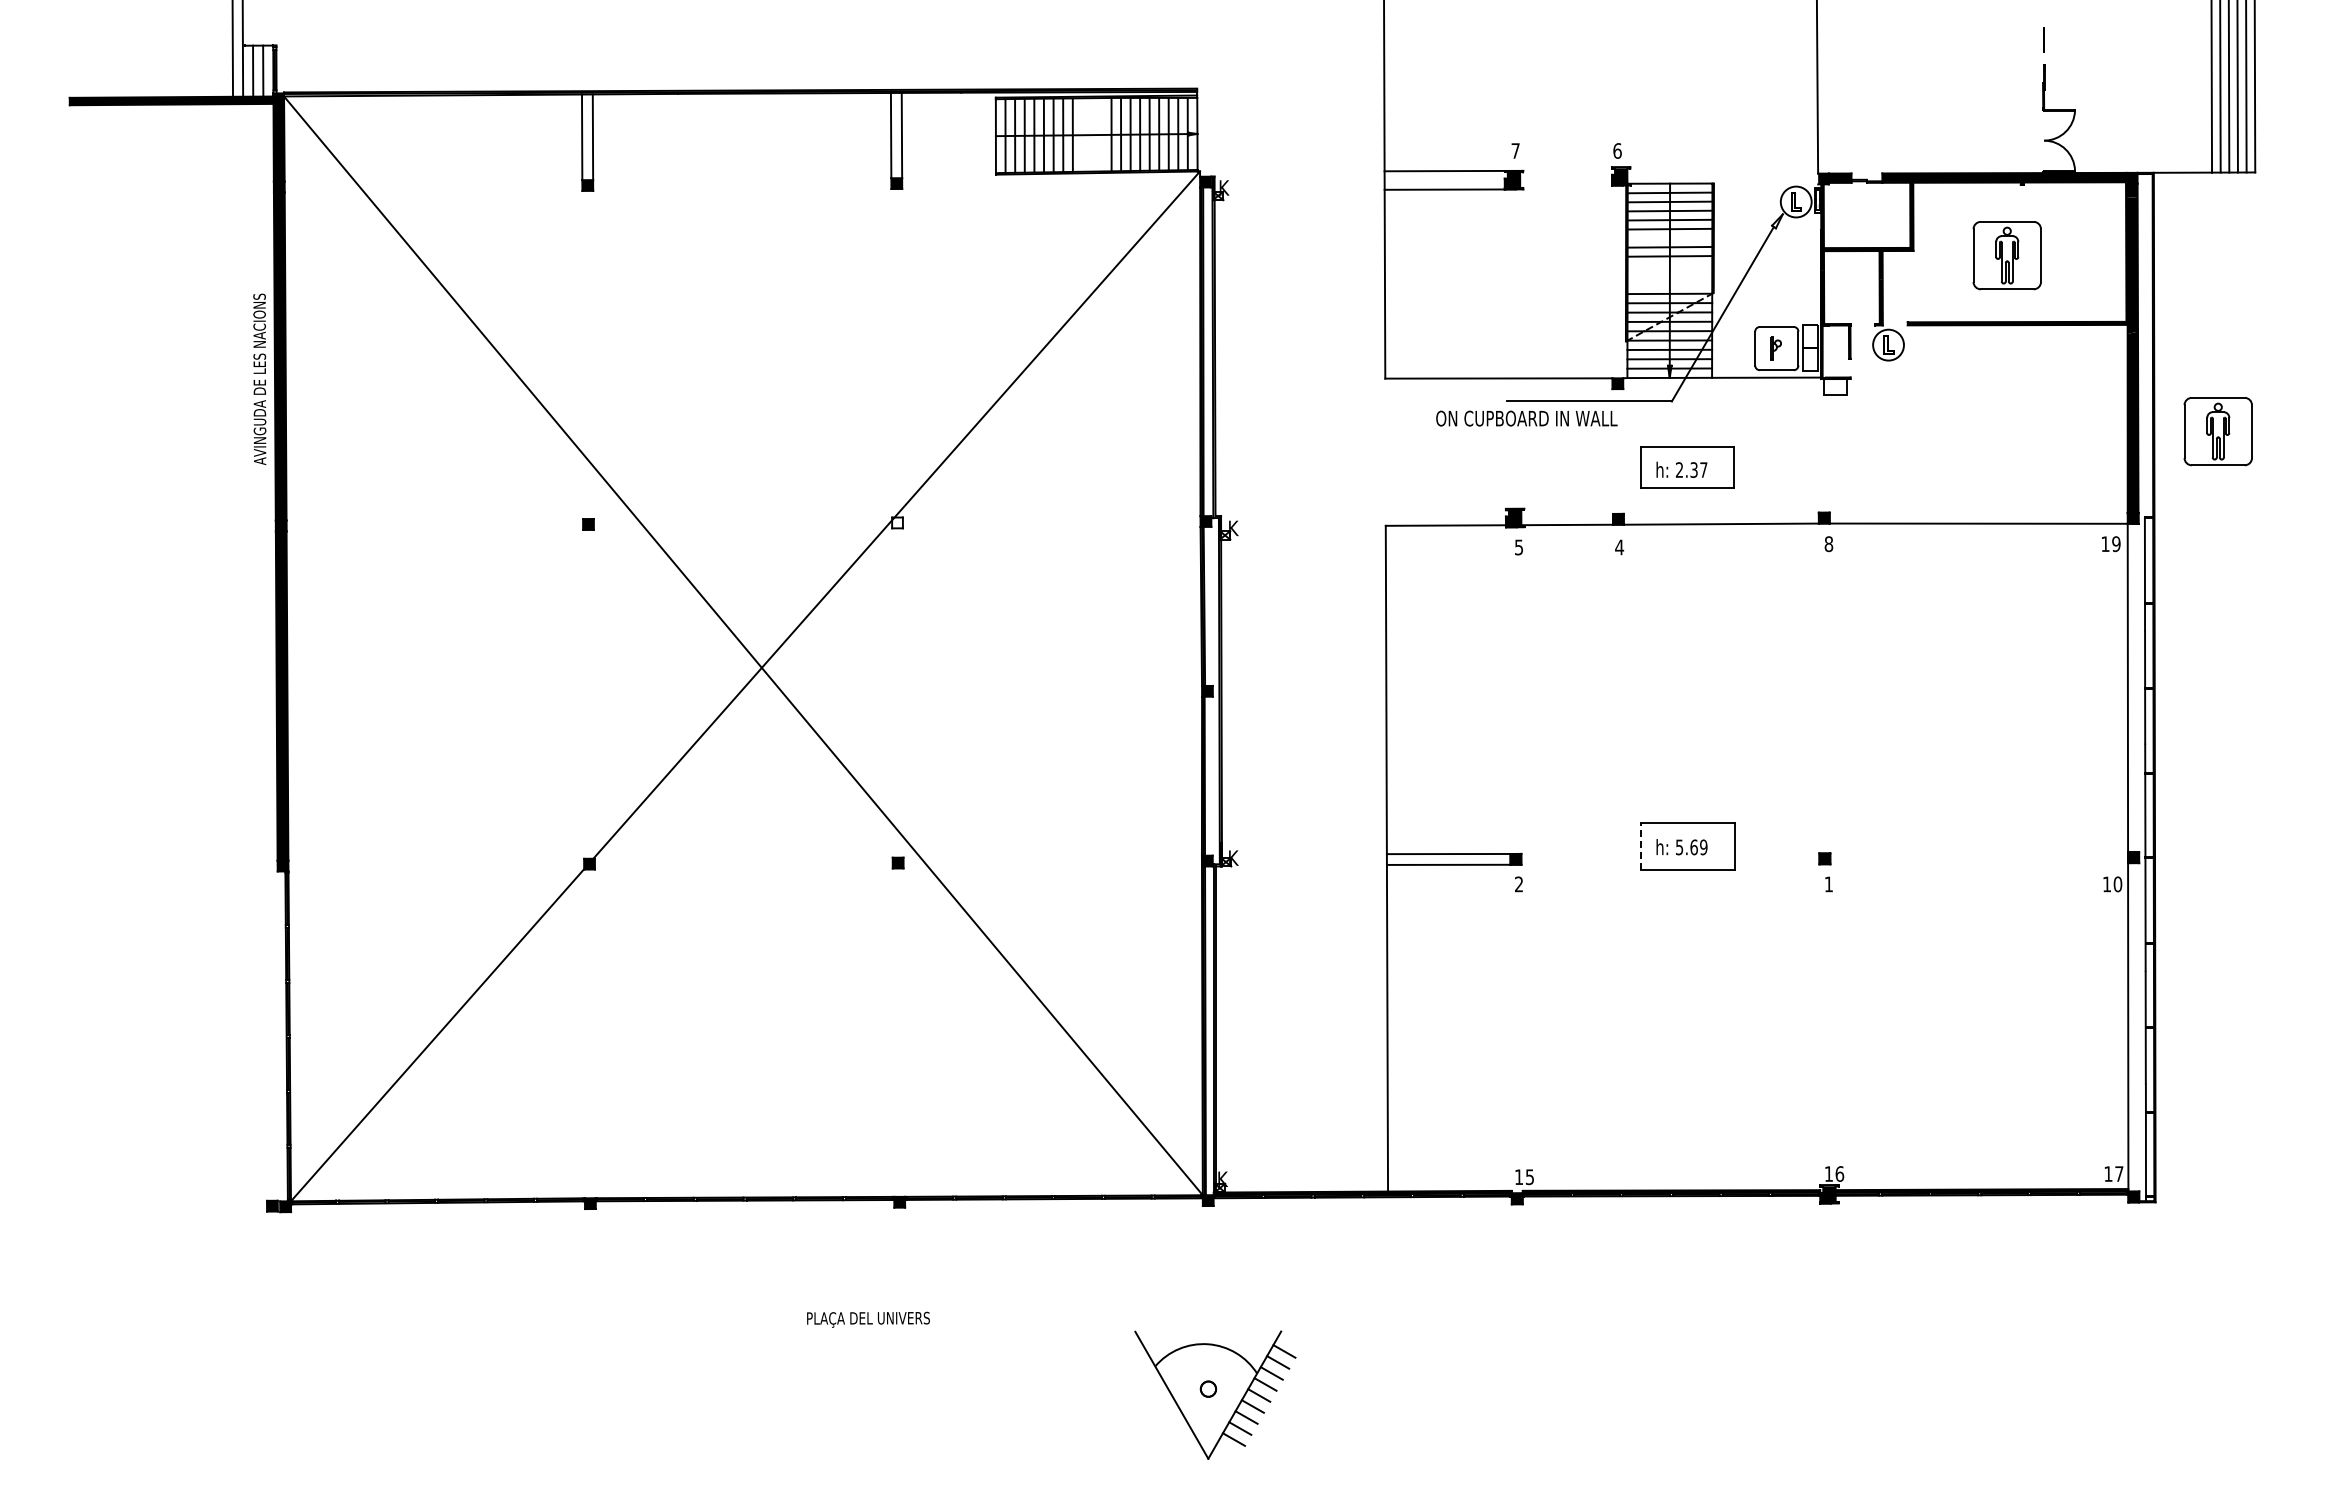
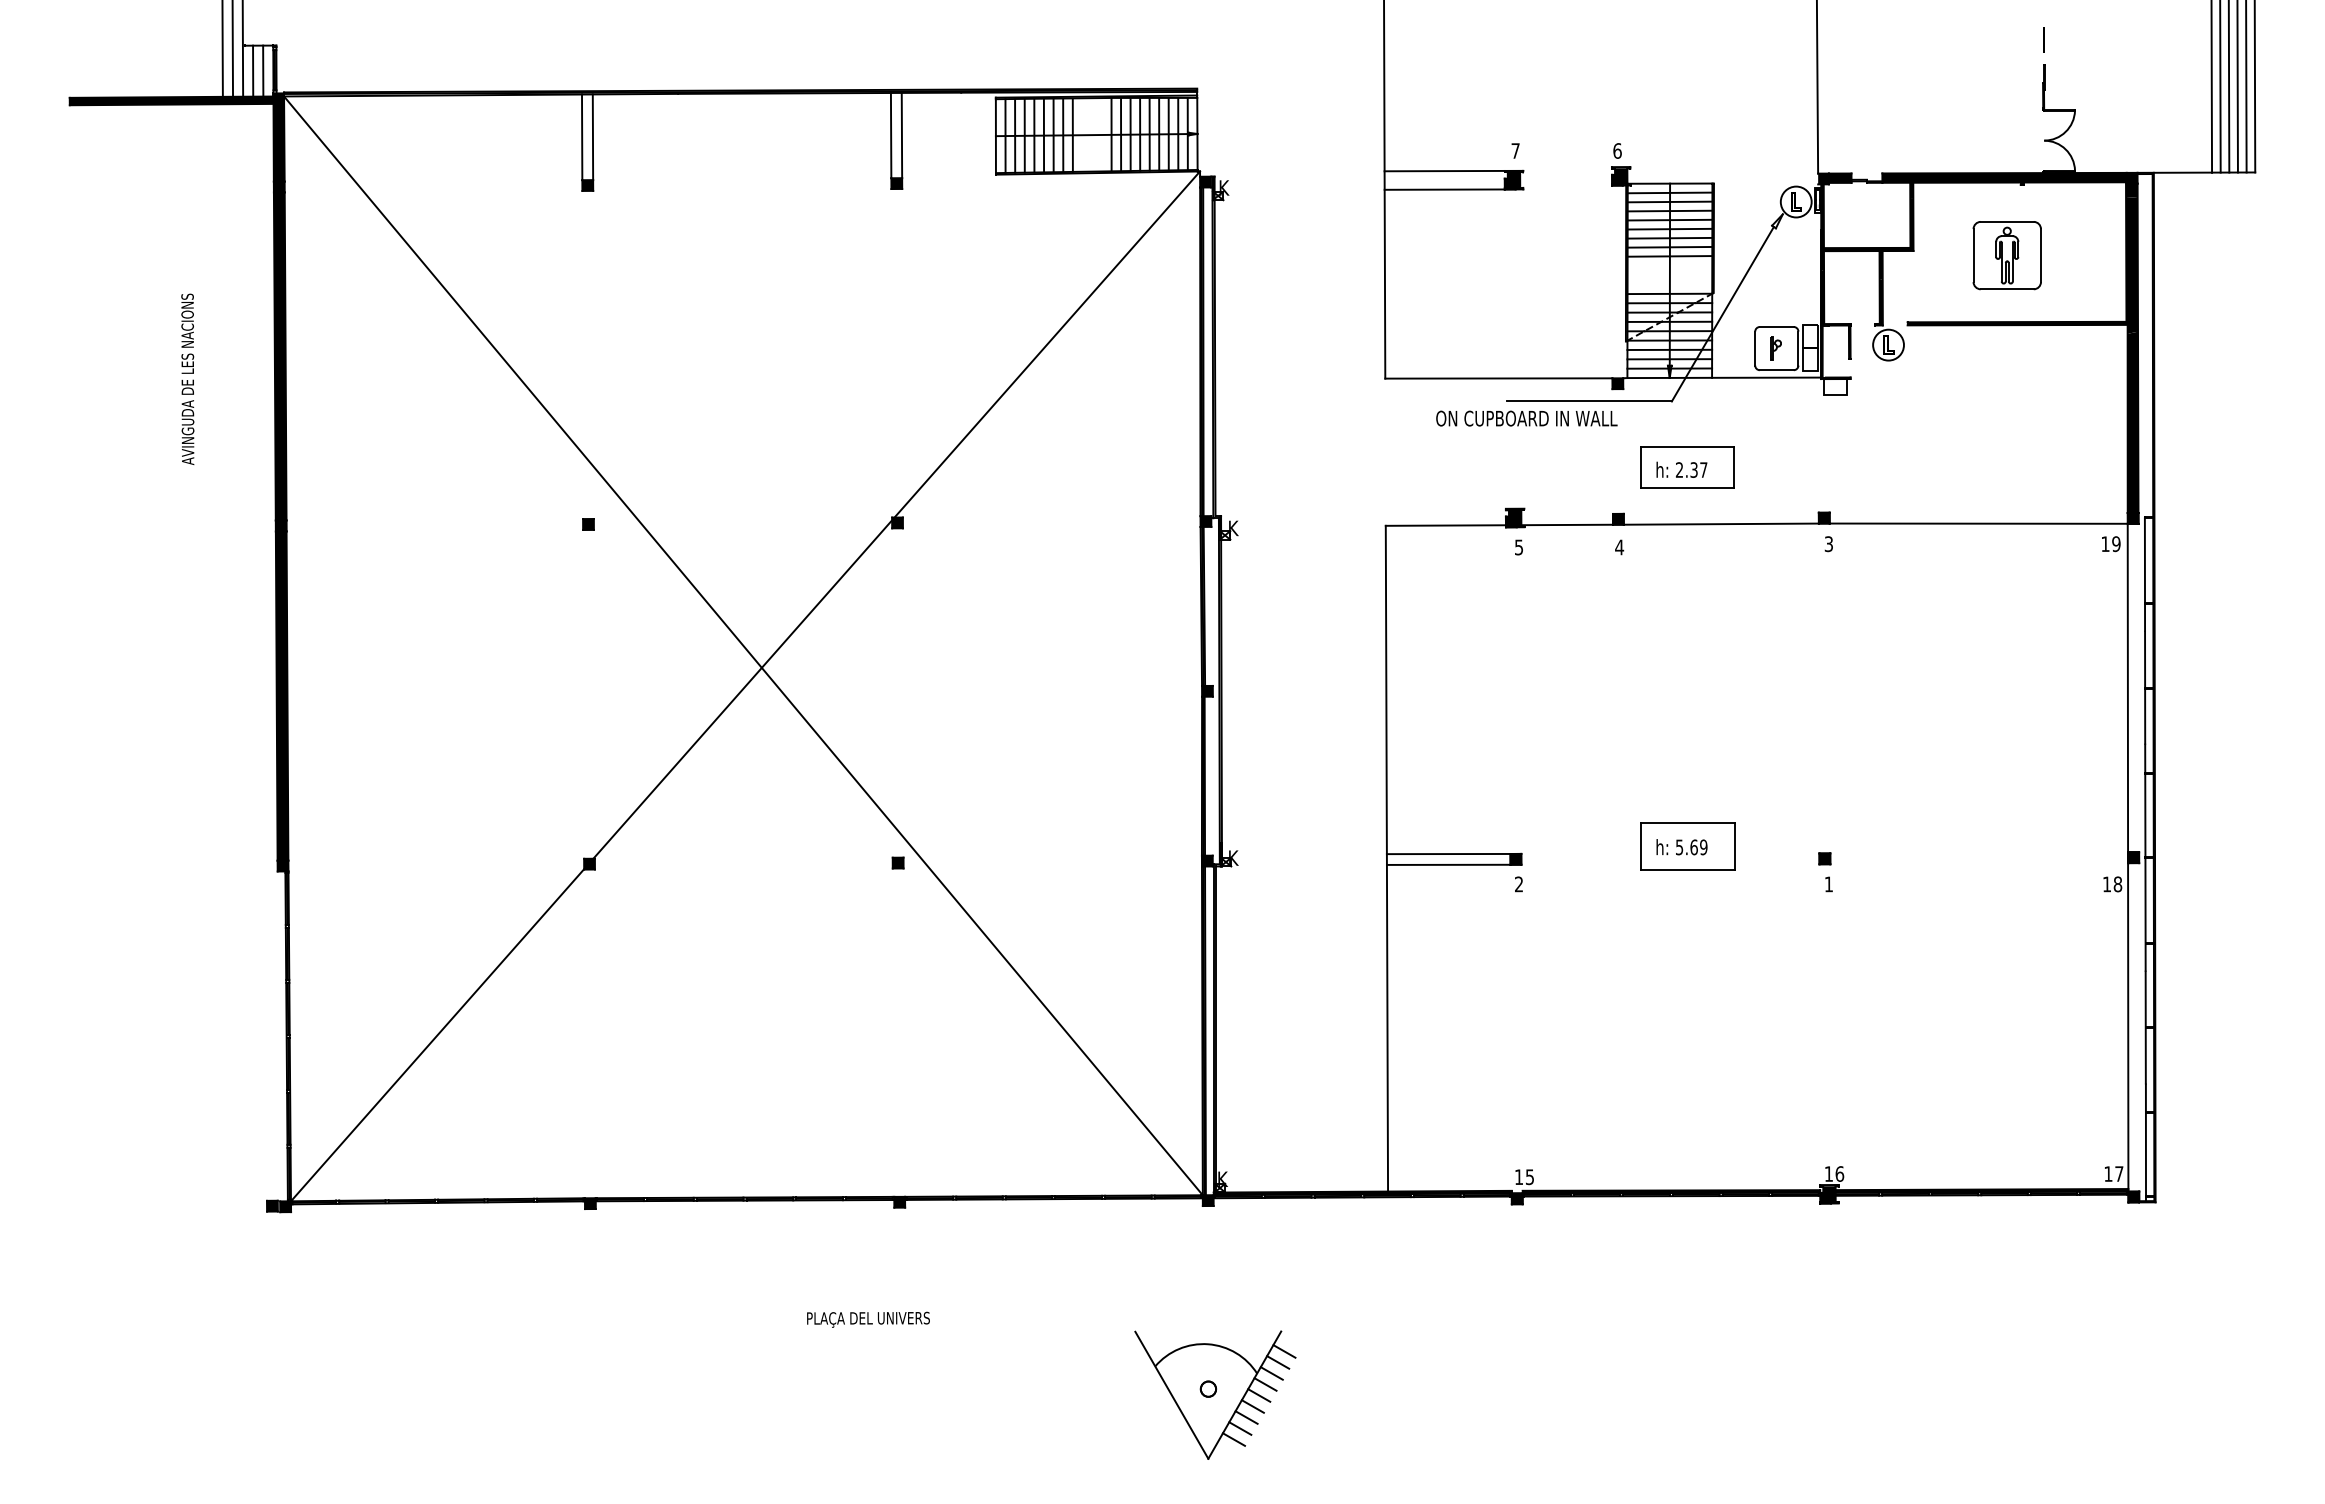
line: none -> present (222, 49)
line: none -> present (1669, 237)
text position: (259, 378) -> (187, 378) (187, 378)
part: present -> none (2217, 431)
fill: none -> present (897, 522)
text: 8 -> 3 (1828, 544)
line: dashed -> solid (1640, 845)
text: 10 -> 18 (2117, 883)
